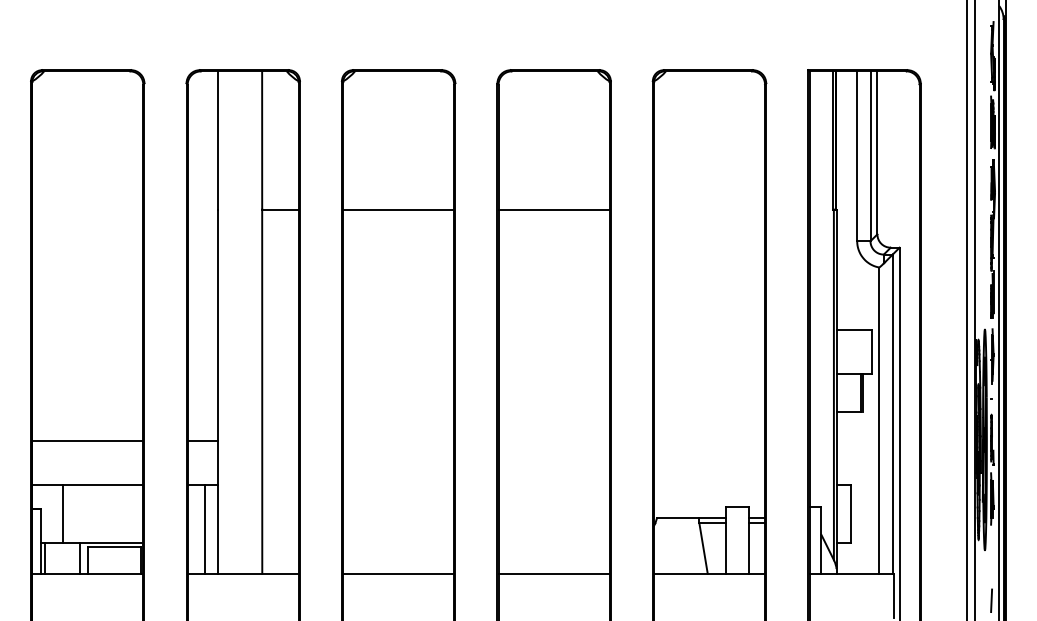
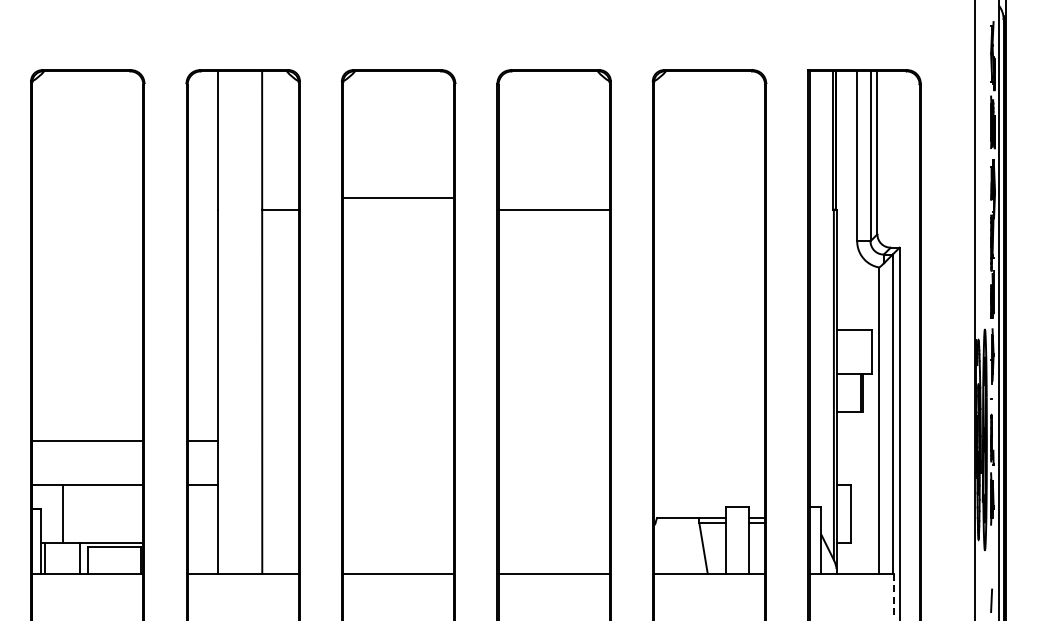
line position: (398, 209) -> (398, 197) (398, 197)
line: present -> none (966, 309)
line: present -> none (204, 528)
line: solid -> dashed (893, 595)
